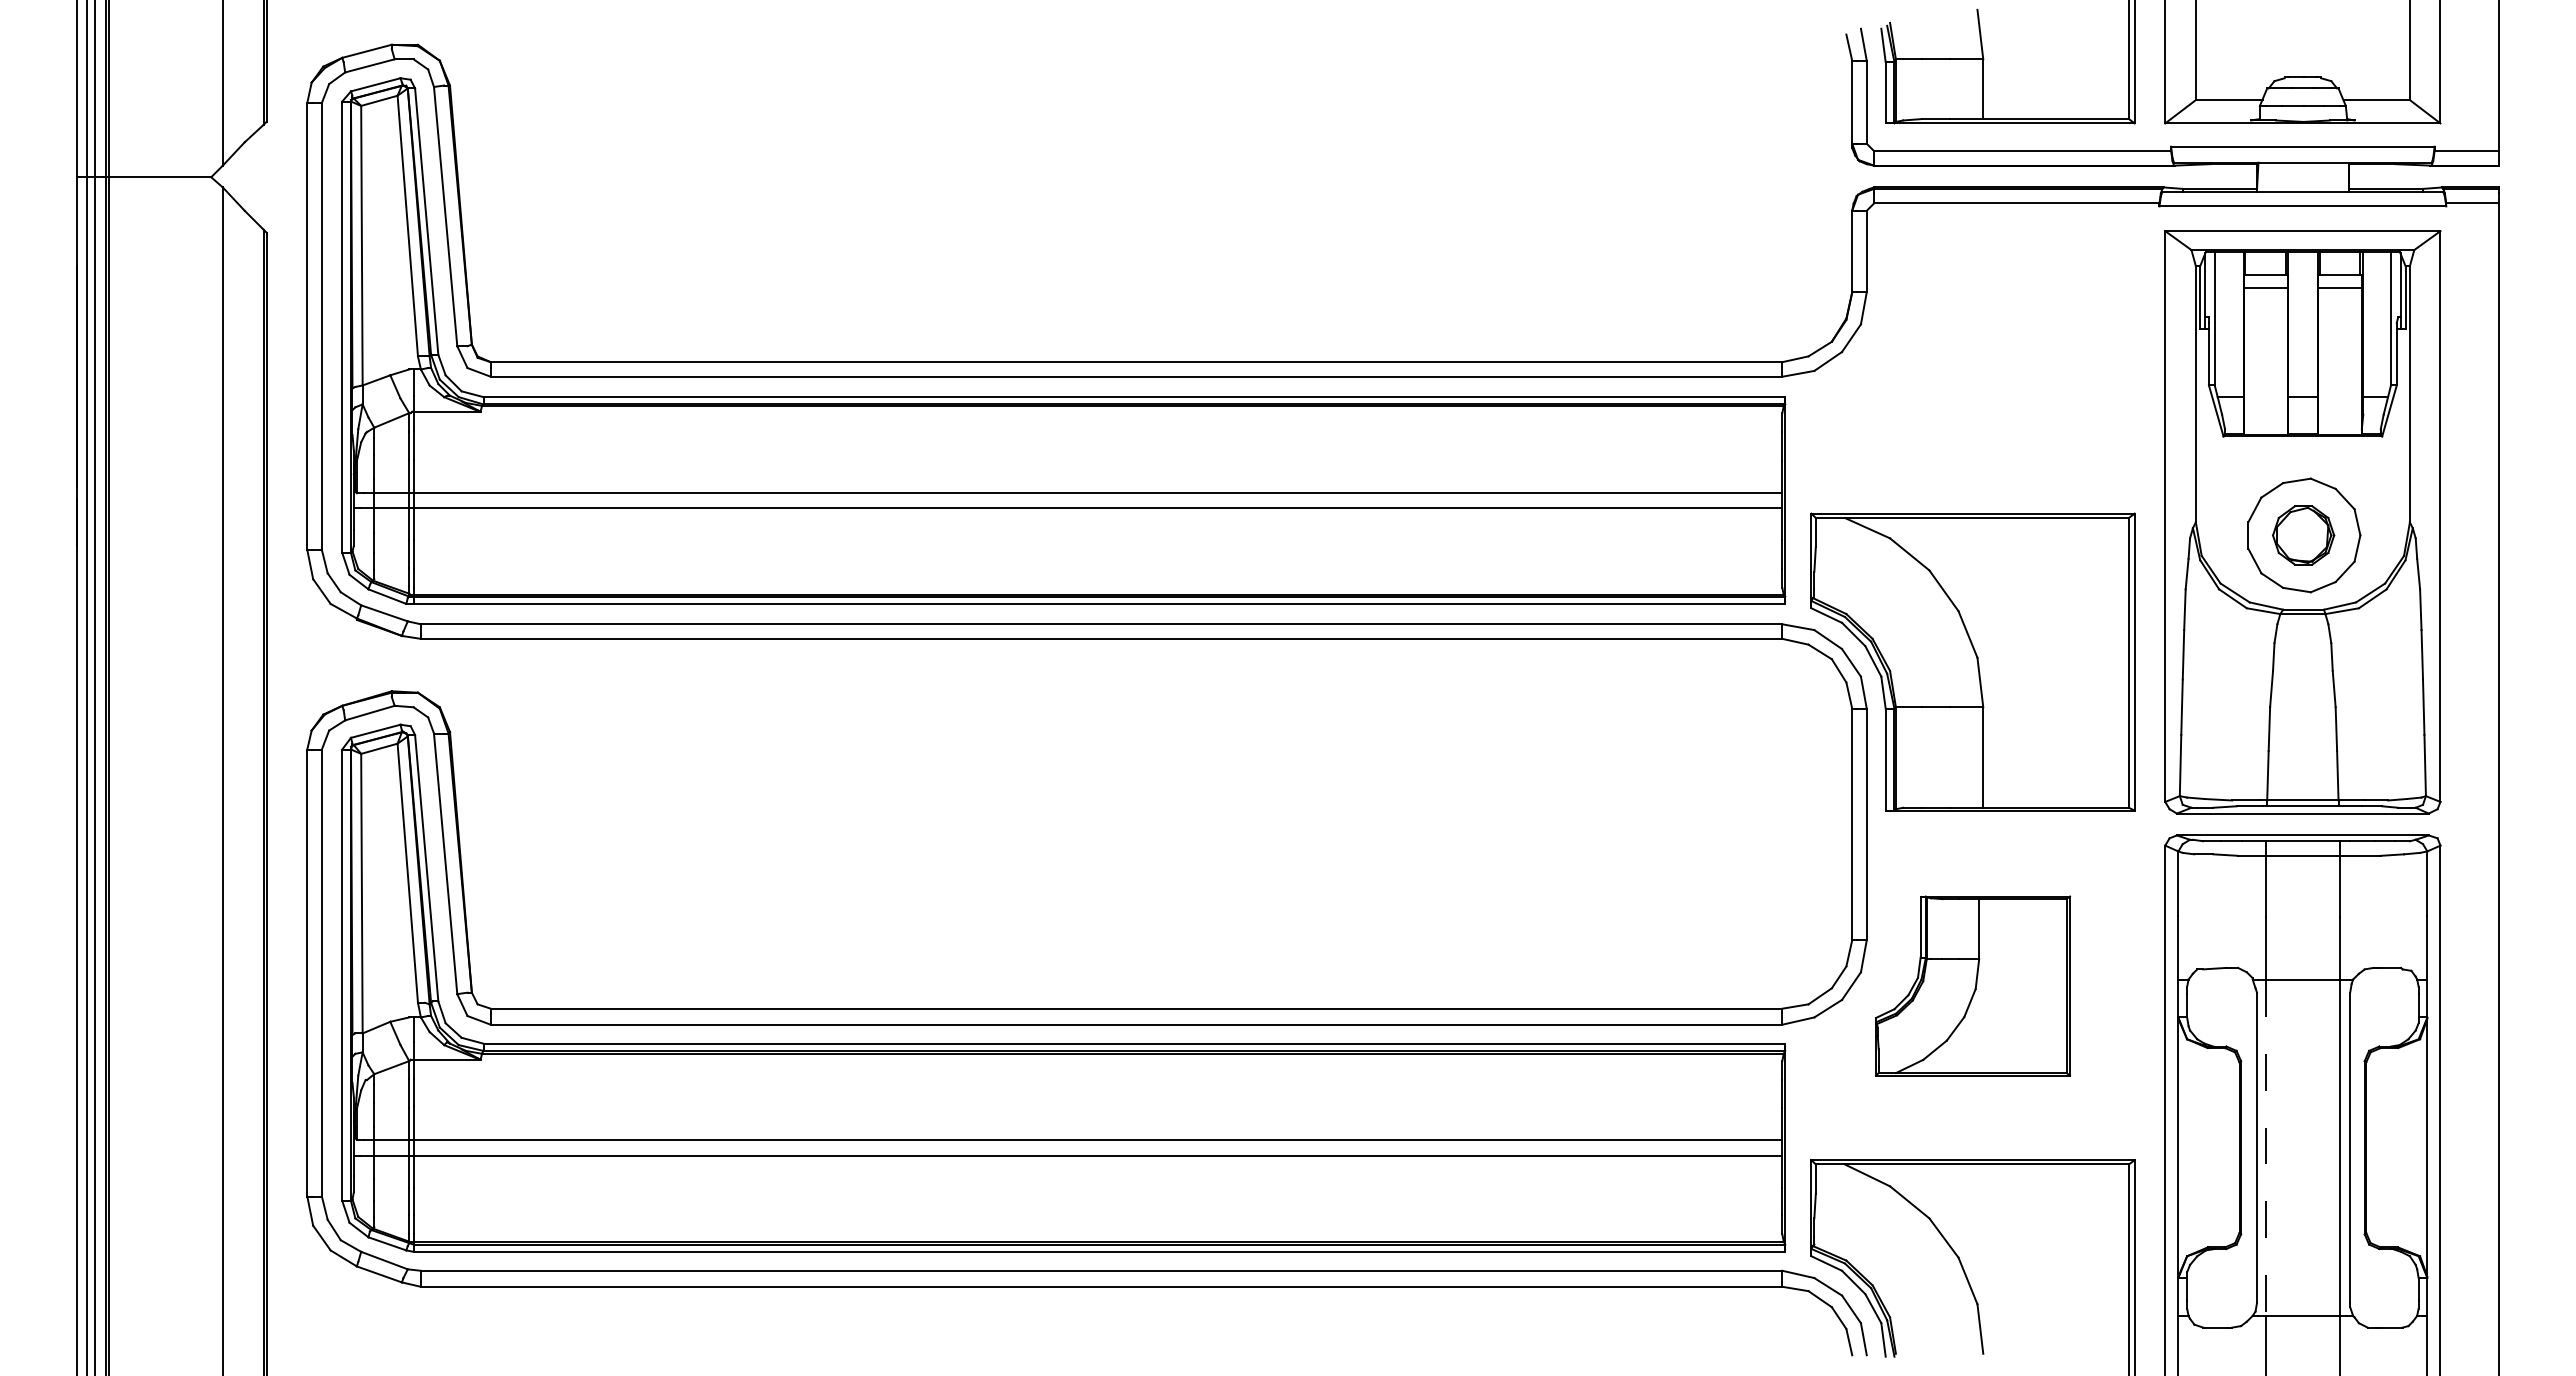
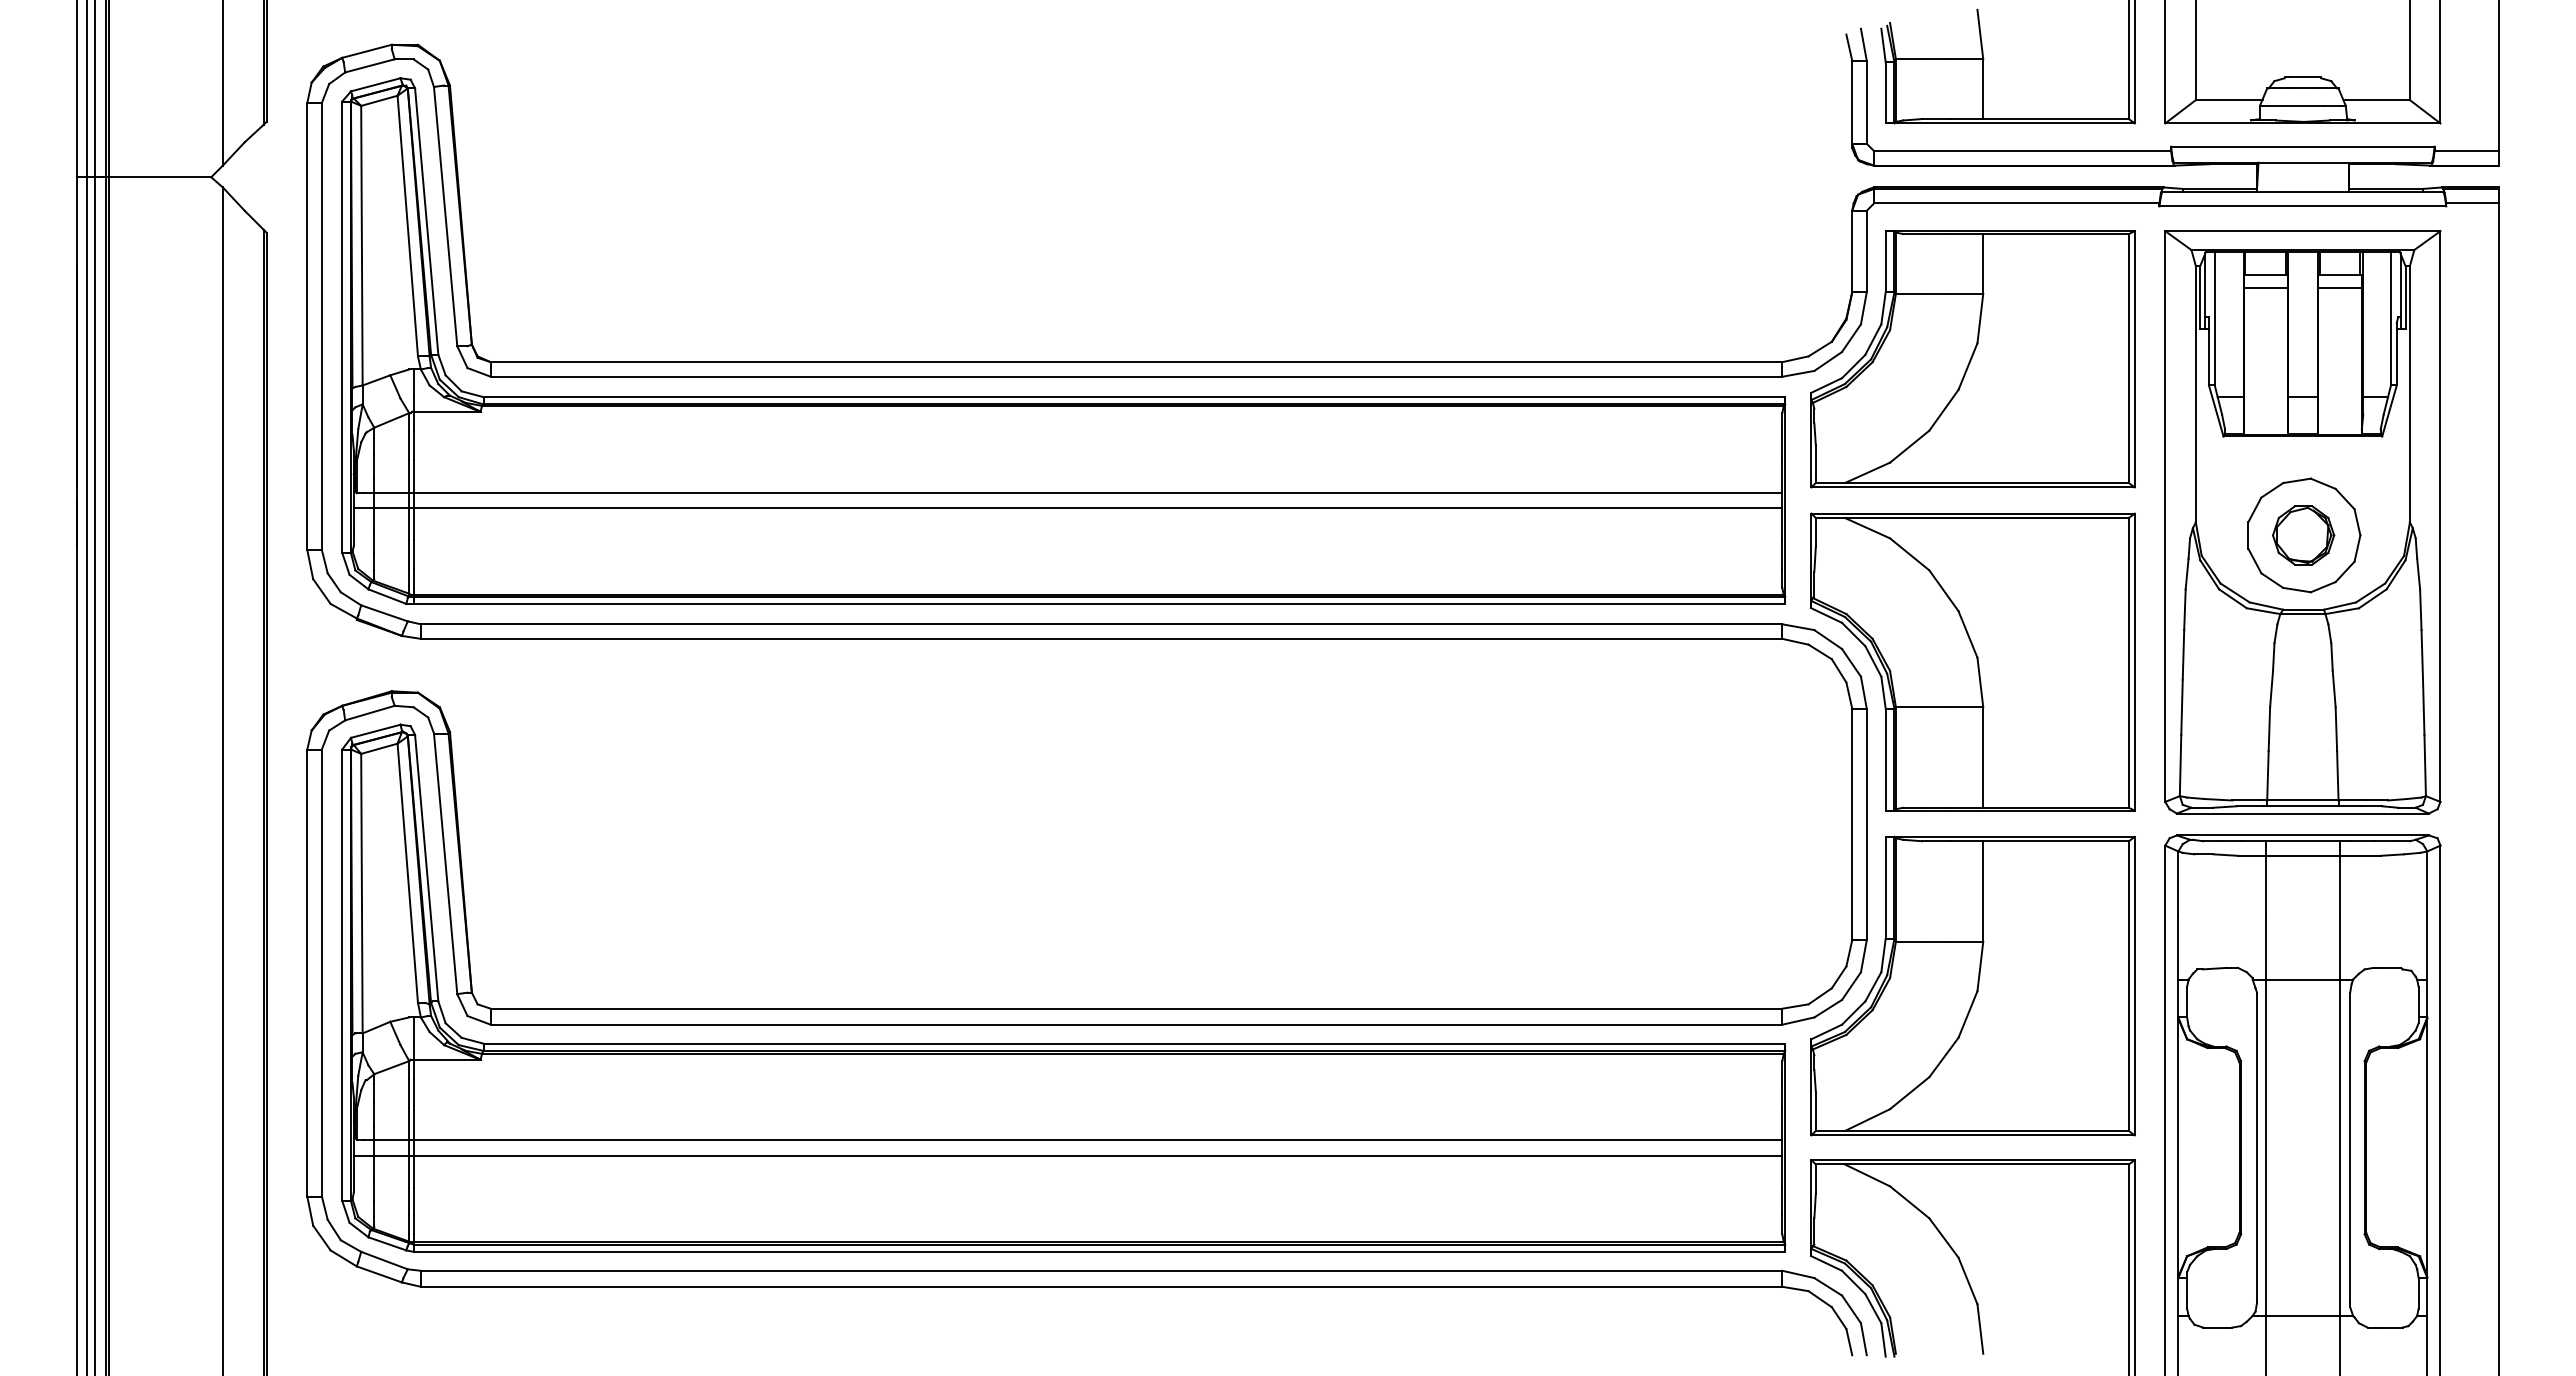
part: none -> present (1972, 359)
part size: 197x182 px -> 326x302 px (1972, 985)
line: dashed -> solid (2265, 1148)
